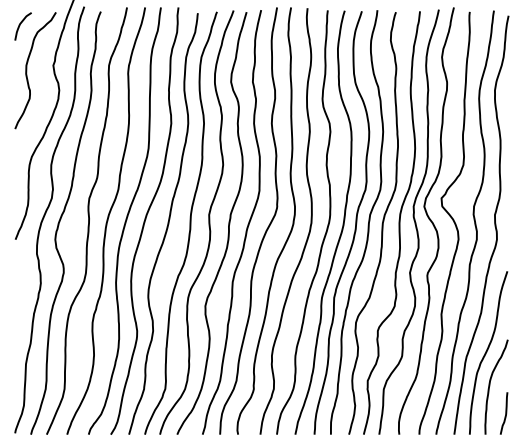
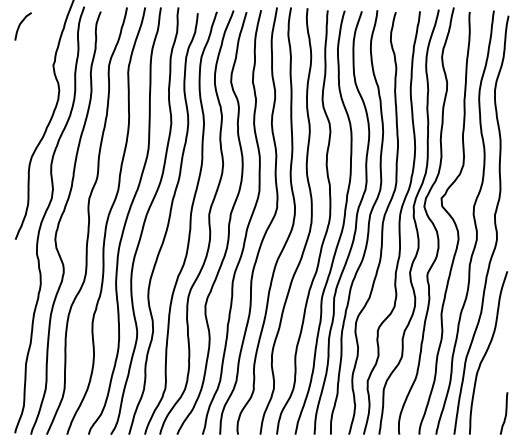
curve: present -> none (27, 70)
curve: present -> none (490, 386)
